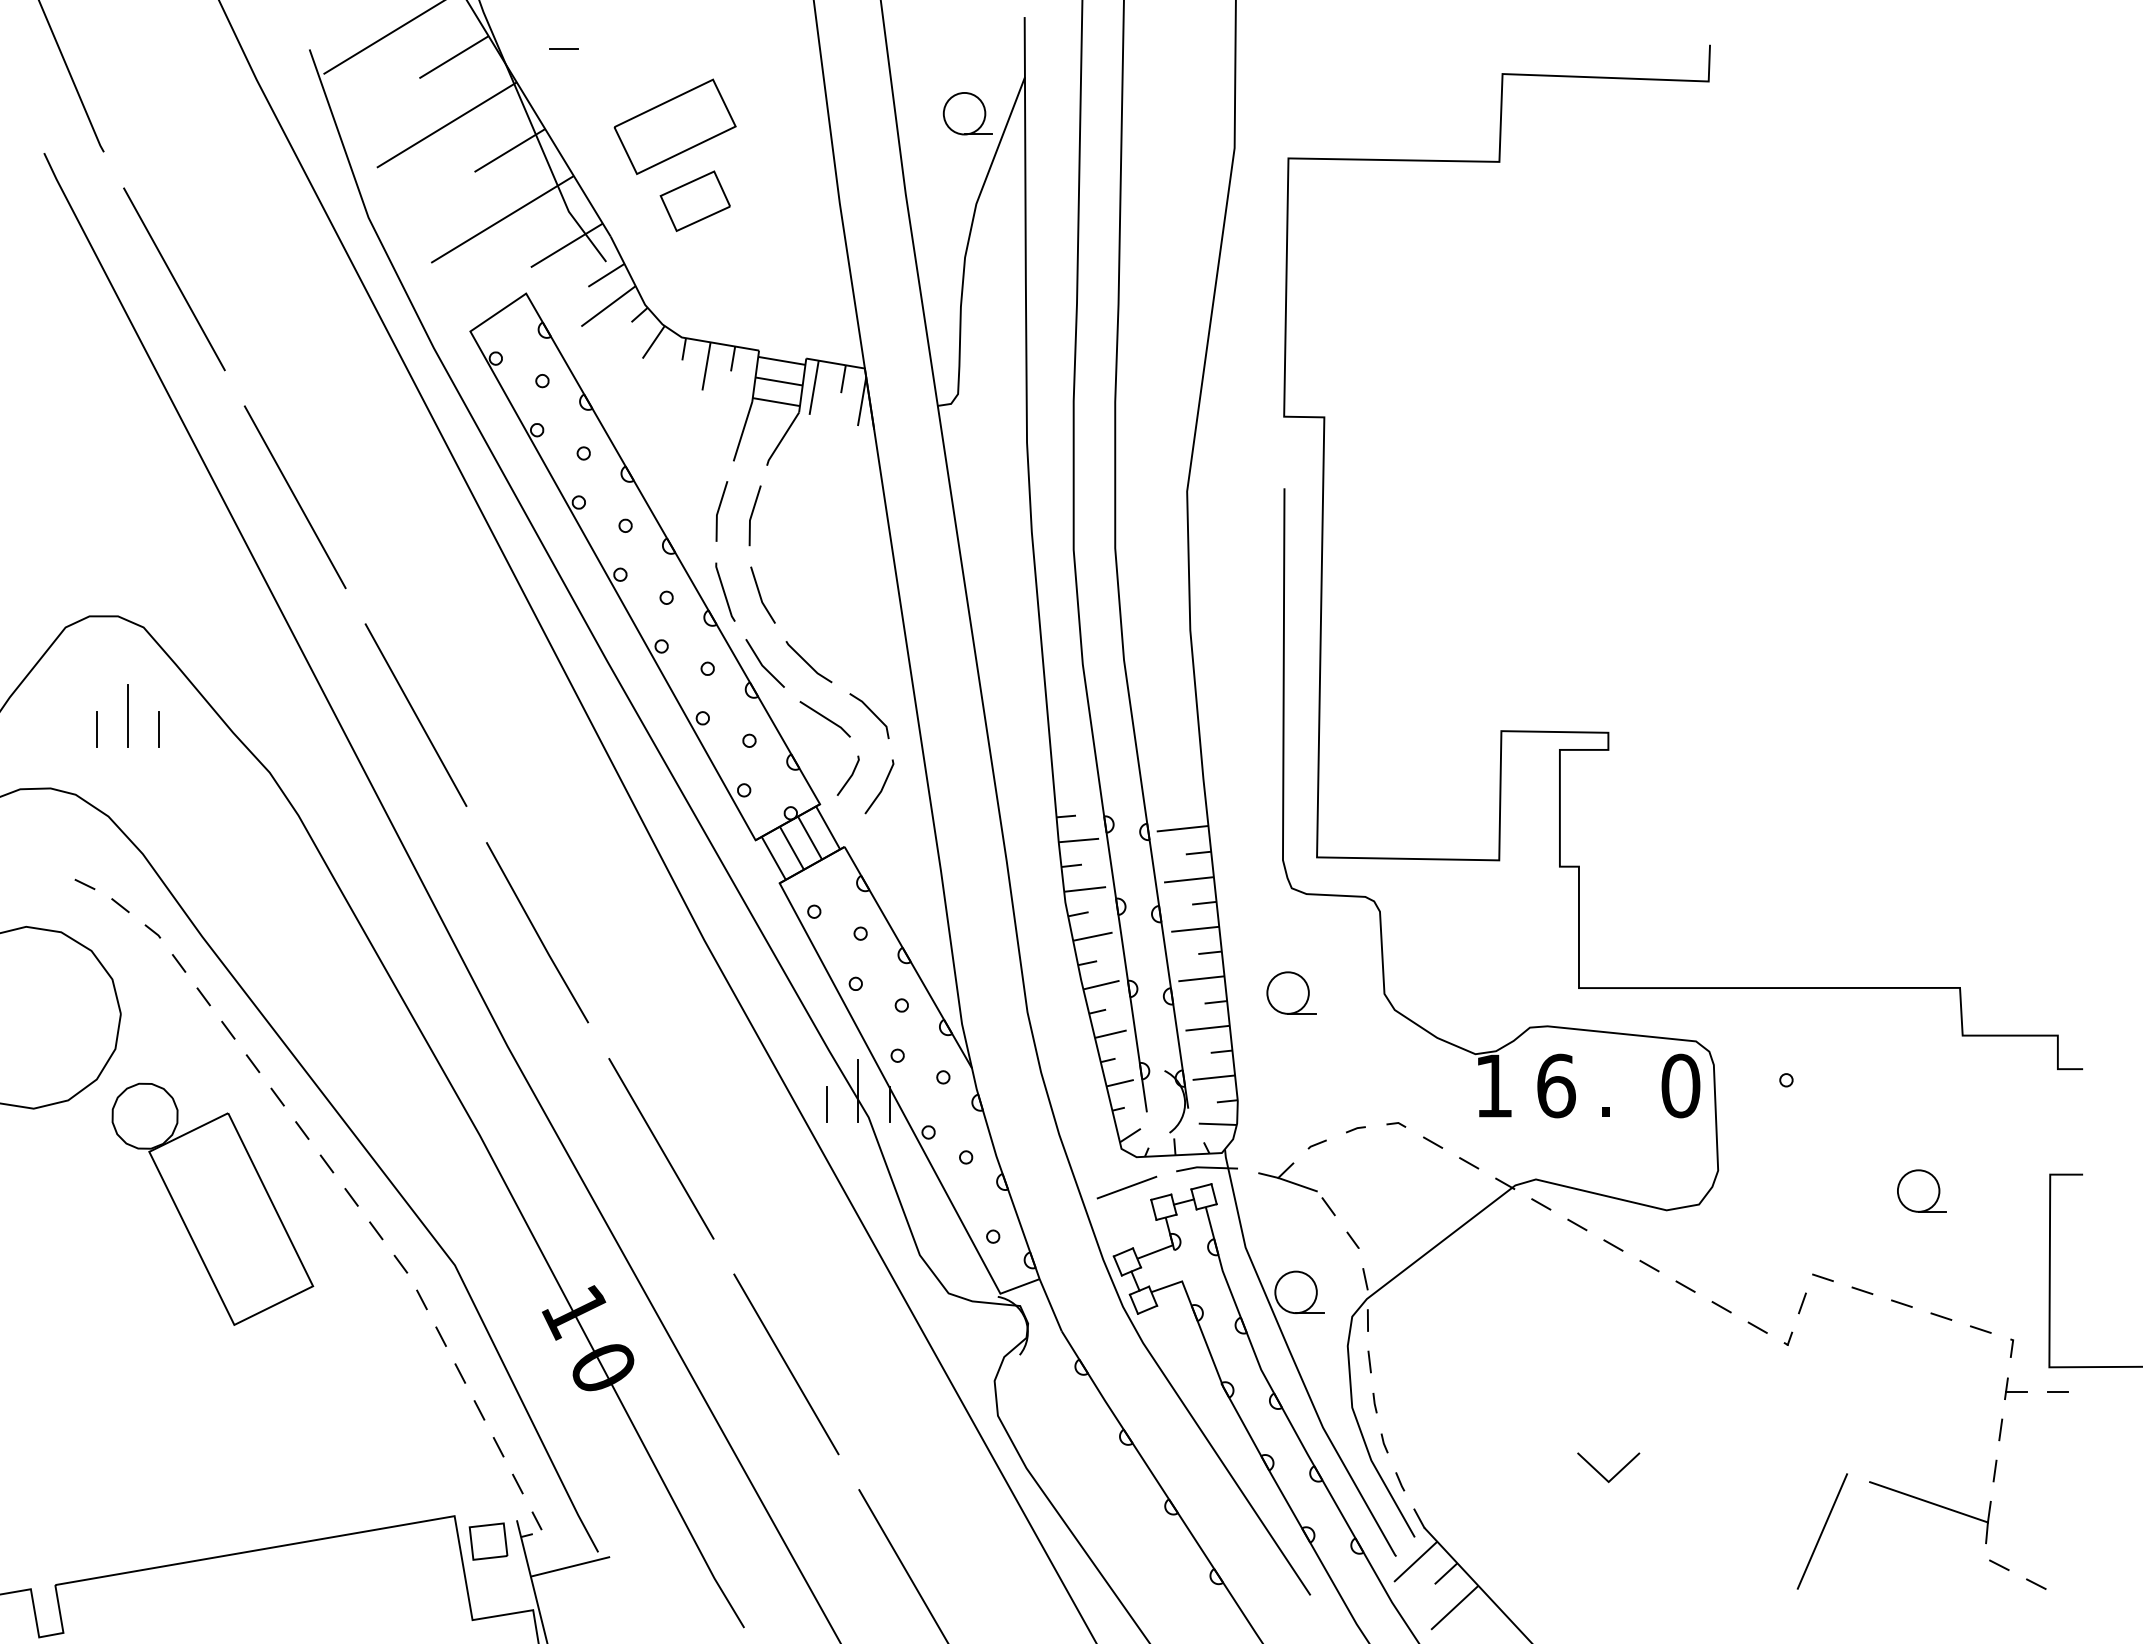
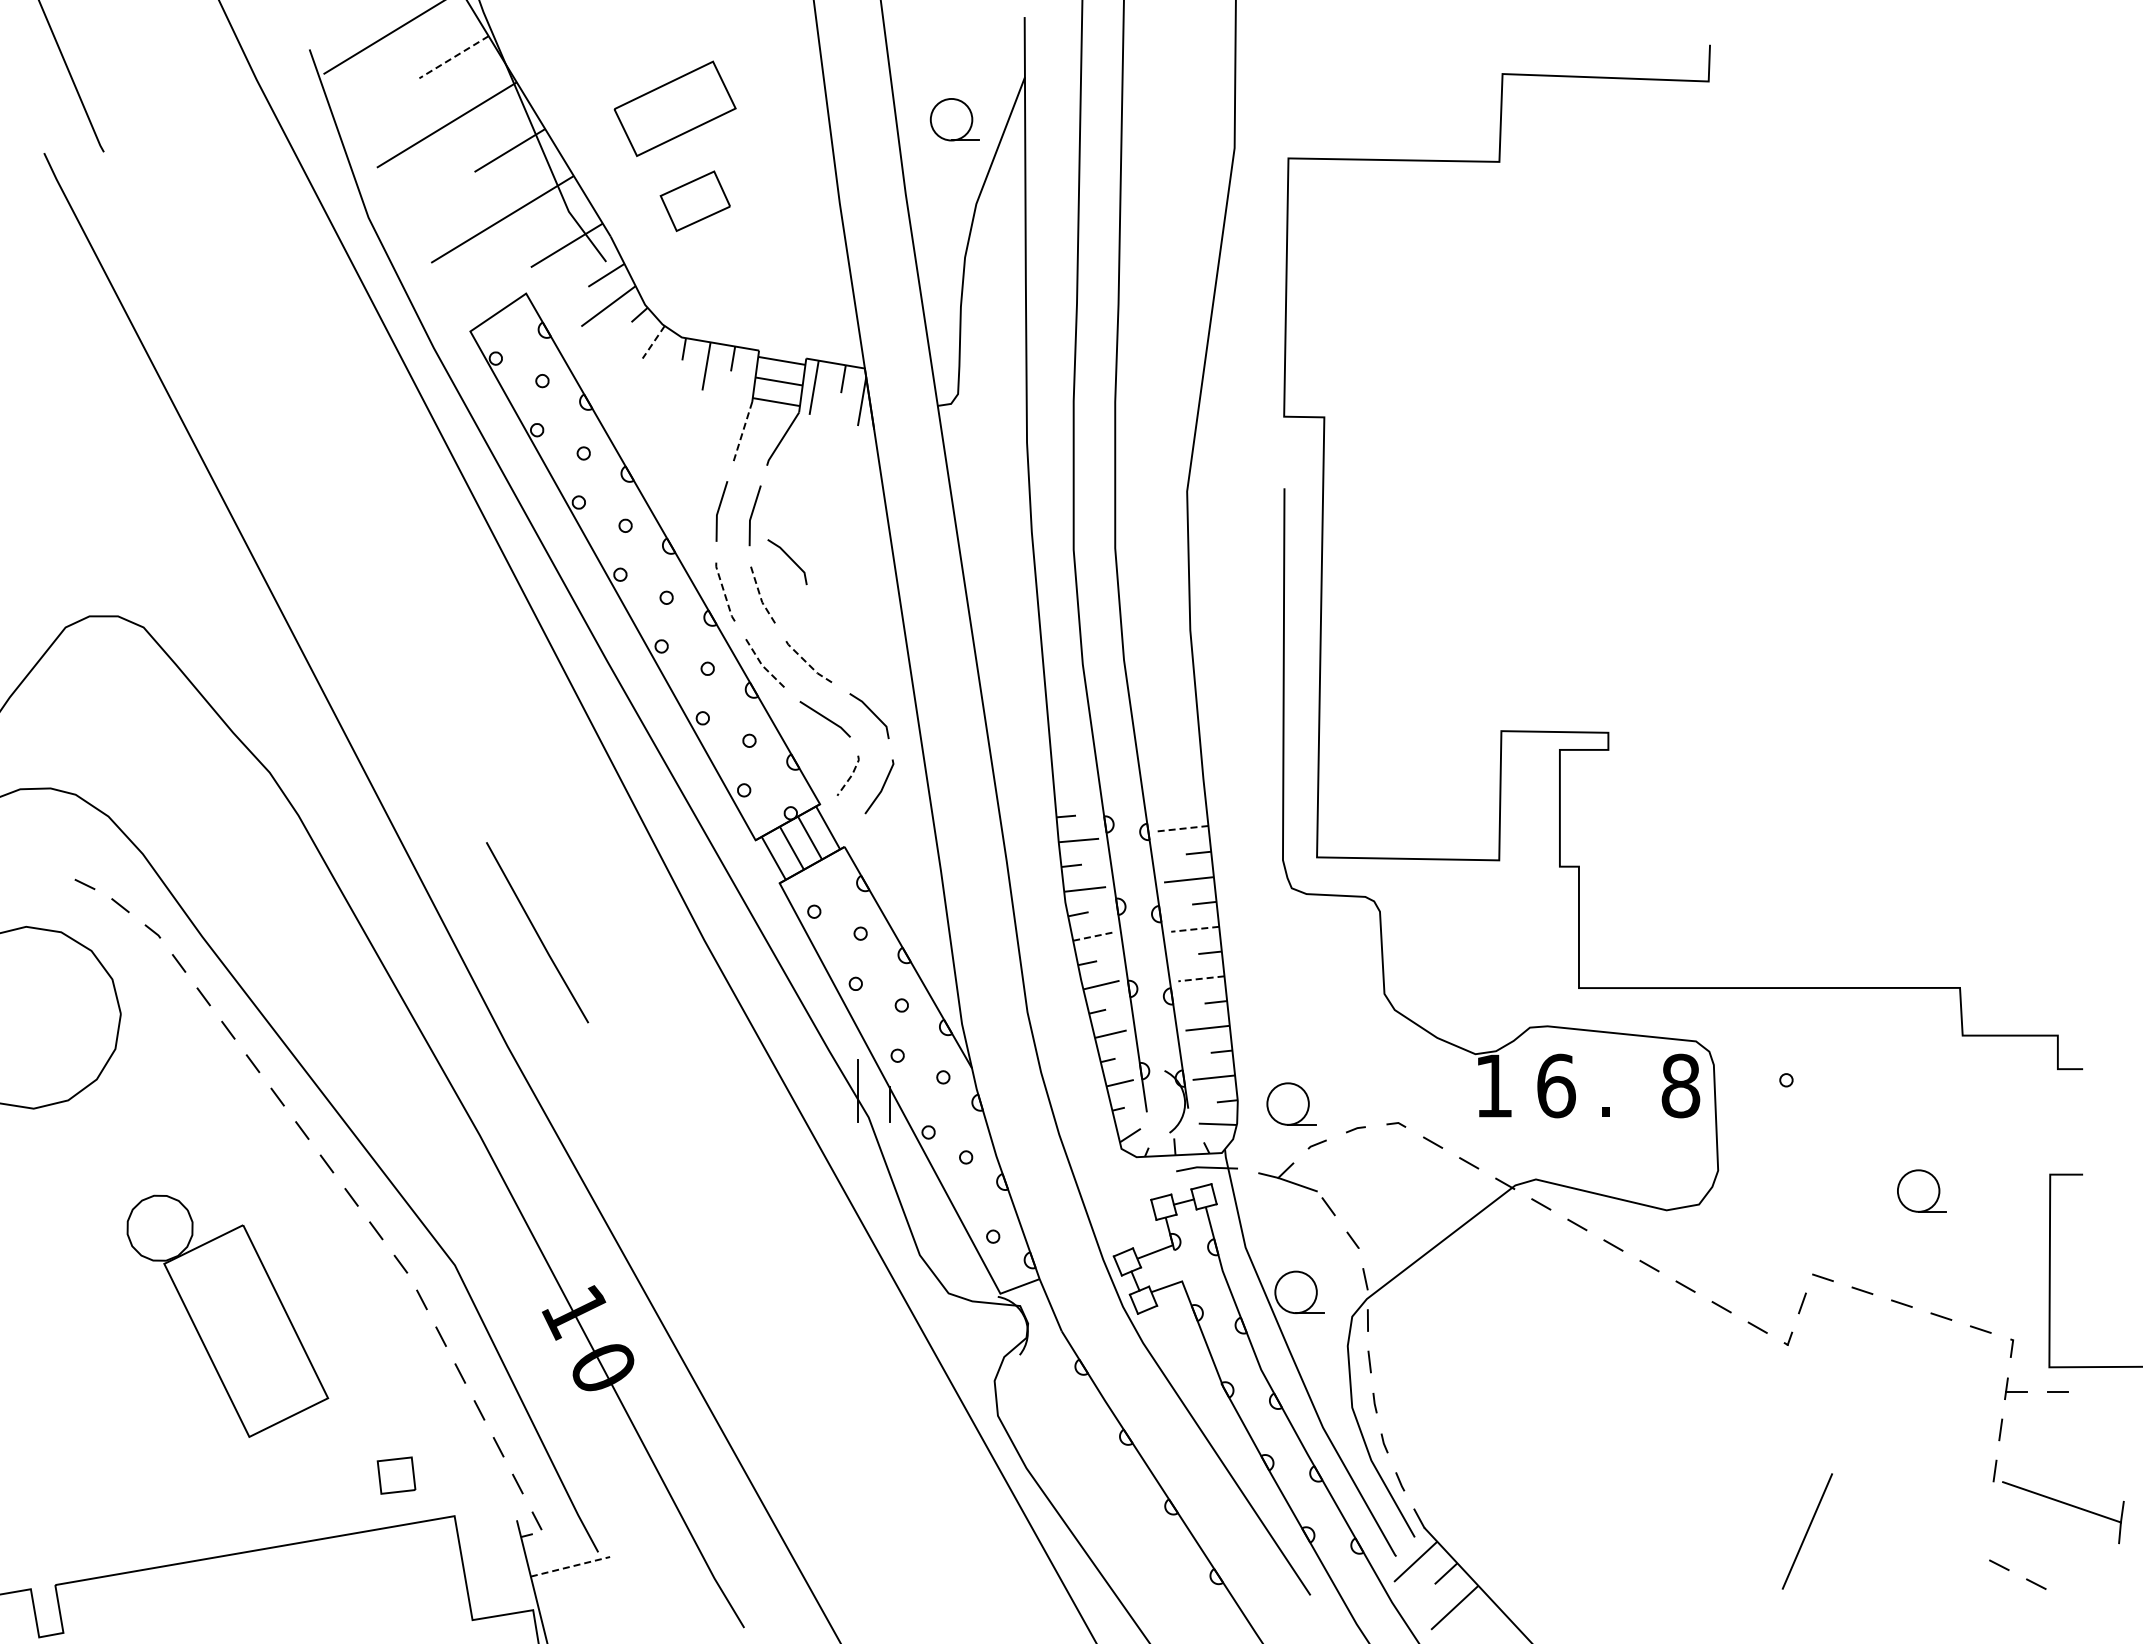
line: present -> none (563, 48)
line: solid -> dashed (454, 57)
part position: (967, 113) -> (954, 119) (954, 119)
part position: (674, 126) -> (674, 108) (674, 108)
line: present -> none (174, 279)
line: solid -> dashed (653, 342)
line: solid -> dashed (742, 432)
line: present -> none (294, 497)
line: none -> present (790, 559)
line: solid -> dashed (724, 592)
line: solid -> dashed (760, 596)
line: solid -> dashed (808, 664)
line: solid -> dashed (762, 665)
line: present -> none (415, 714)
line: present -> none (127, 715)
line: present -> none (96, 728)
line: present -> none (159, 728)
line: solid -> dashed (851, 775)
line: solid -> dashed (1182, 828)
line: solid -> dashed (1194, 929)
line: solid -> dashed (1093, 936)
line: solid -> dashed (1200, 978)
part position: (1291, 992) -> (1291, 1103) (1291, 1103)
text: 0 -> 8 (1680, 1086)
line: present -> none (826, 1104)
line: present -> none (661, 1148)
line: present -> none (1126, 1187)
part position: (212, 1203) -> (227, 1315) (227, 1315)
line: present -> none (786, 1364)
line: present -> none (1601, 1473)
part position: (1931, 1504) -> (2064, 1504) (2064, 1504)
line position: (1821, 1531) -> (1806, 1531) (1806, 1531)
part position: (488, 1541) -> (396, 1475) (396, 1475)
line: present -> none (902, 1565)
line: solid -> dashed (570, 1566)
